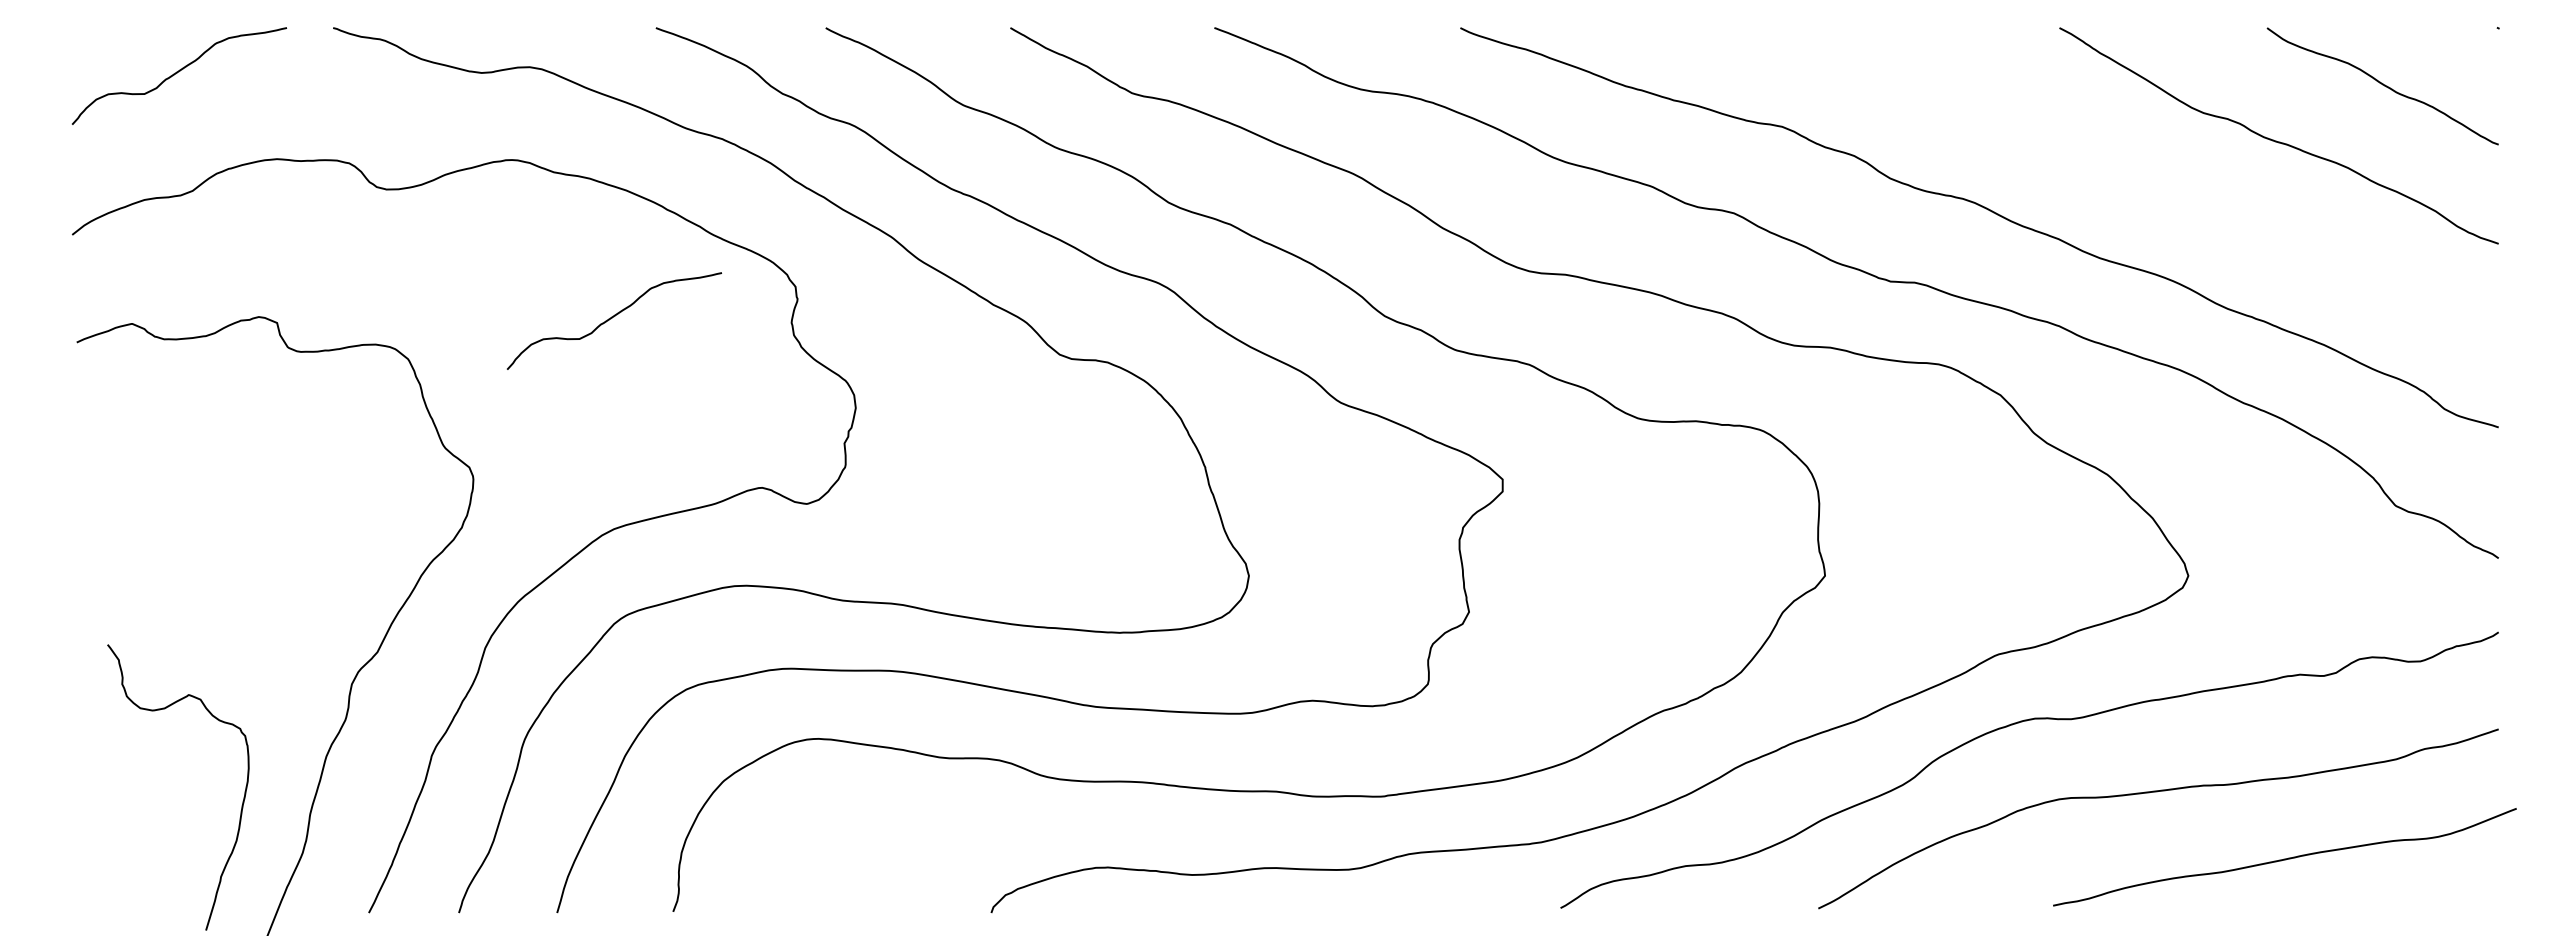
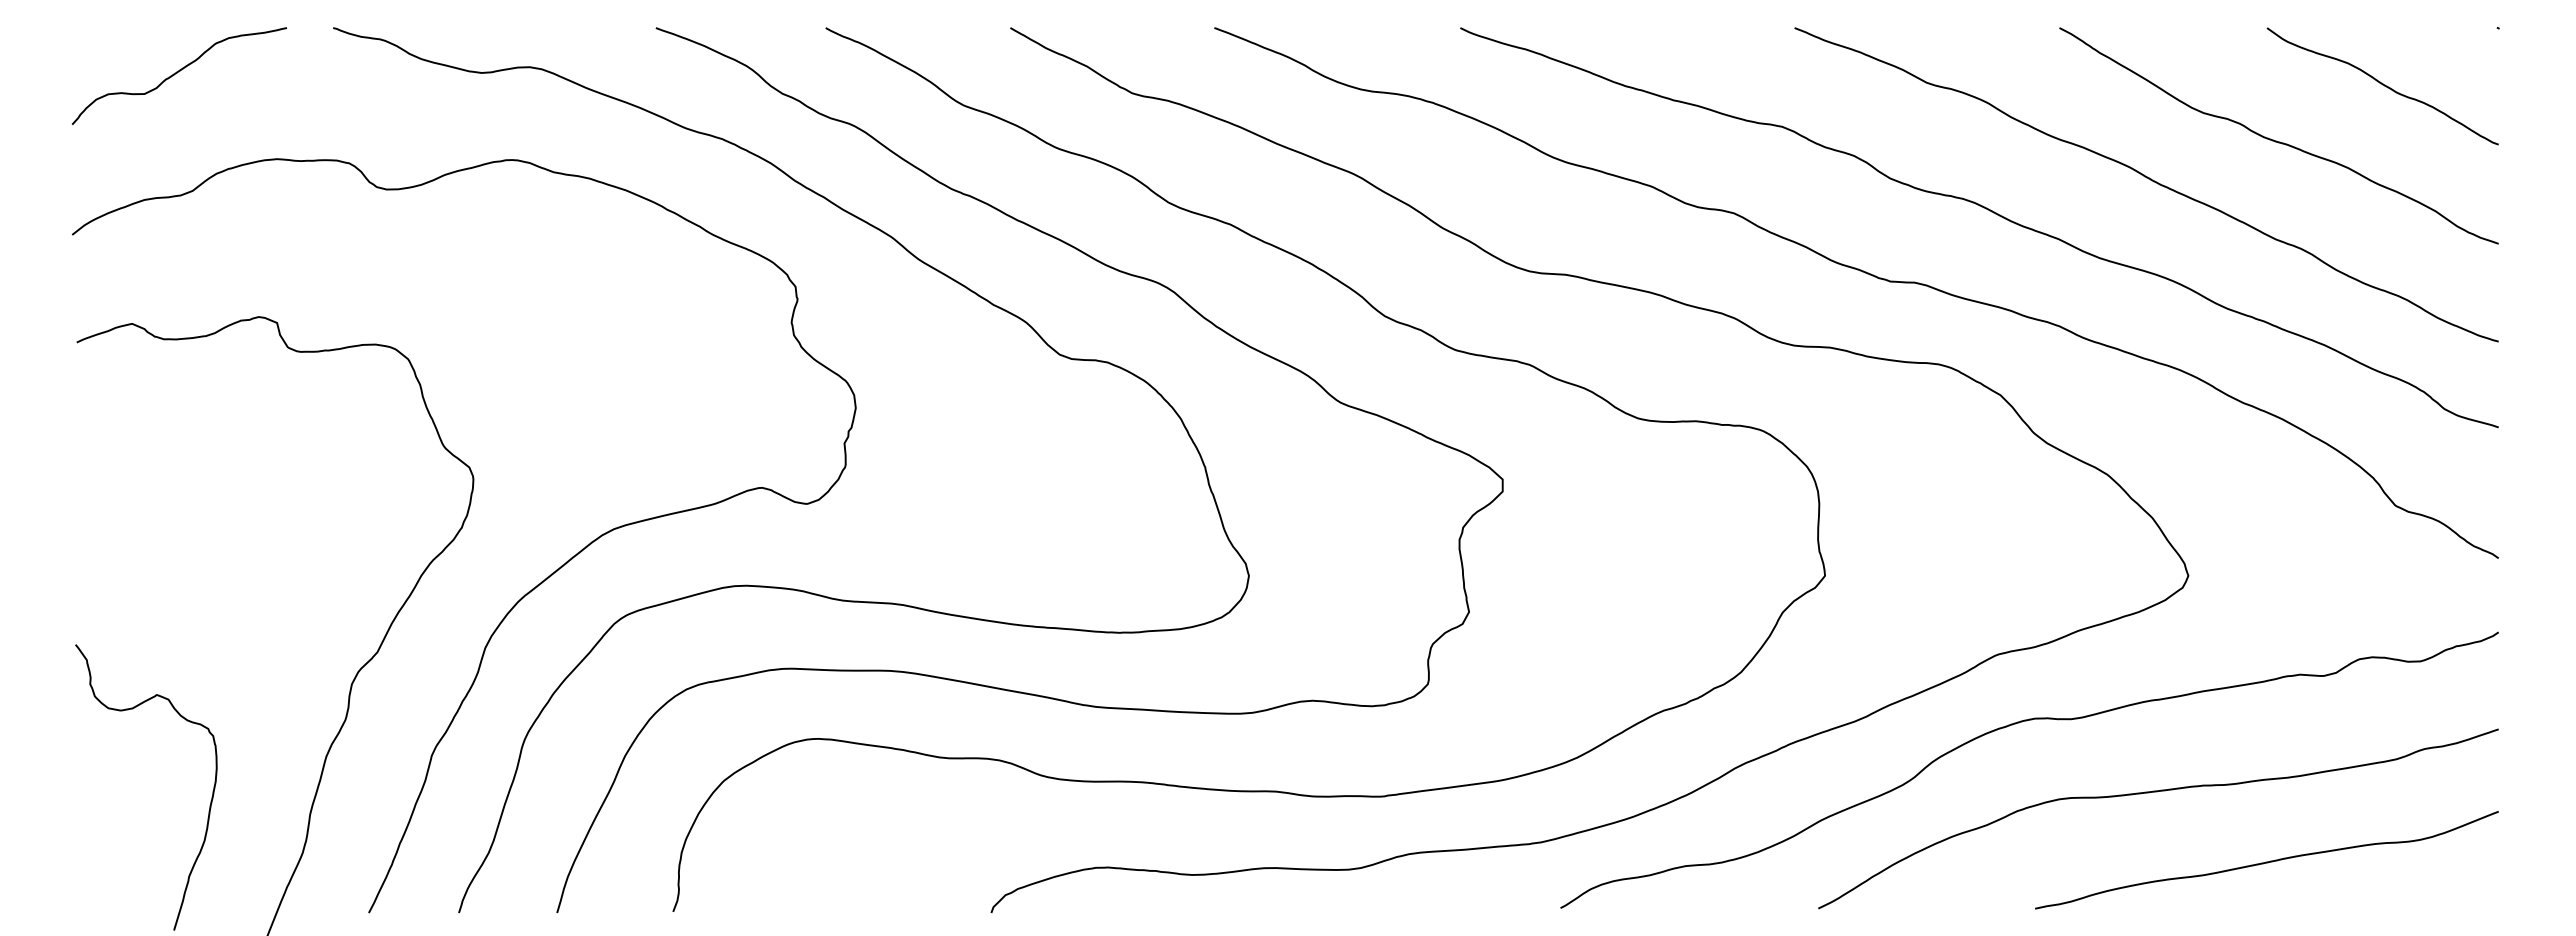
curve: none -> present (2148, 179)
curve: present -> none (612, 318)
curve position: (242, 801) -> (210, 801) (210, 801)
curve position: (2284, 858) -> (2266, 861) (2266, 861)
